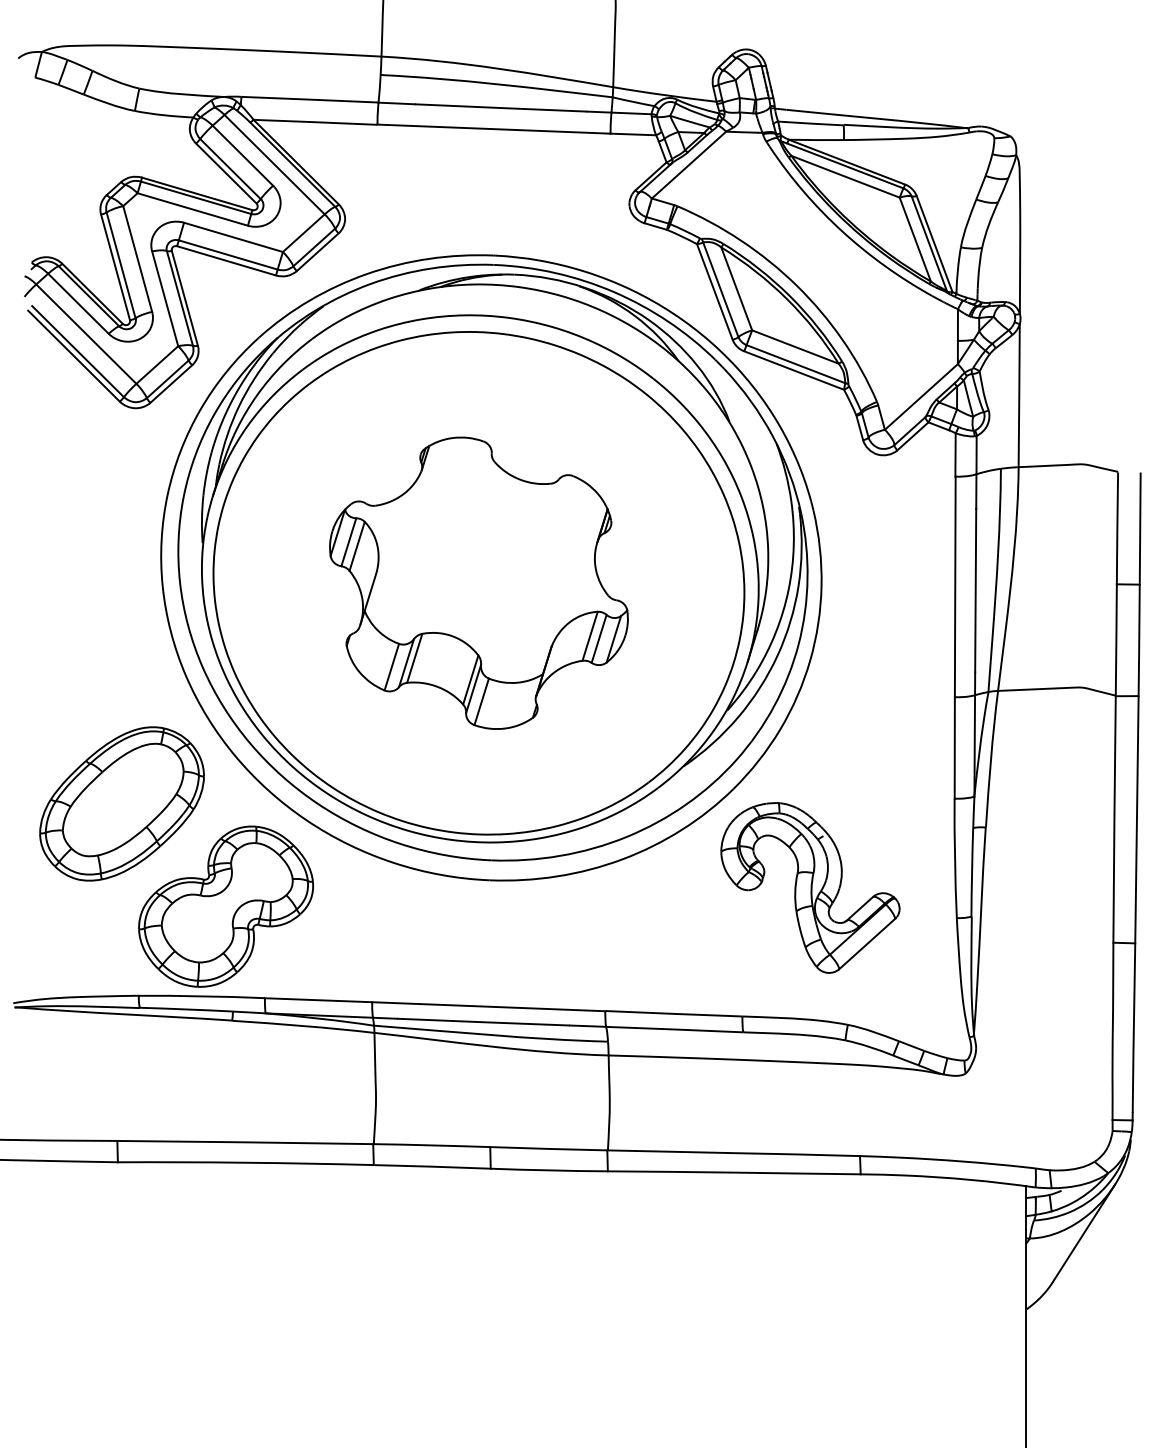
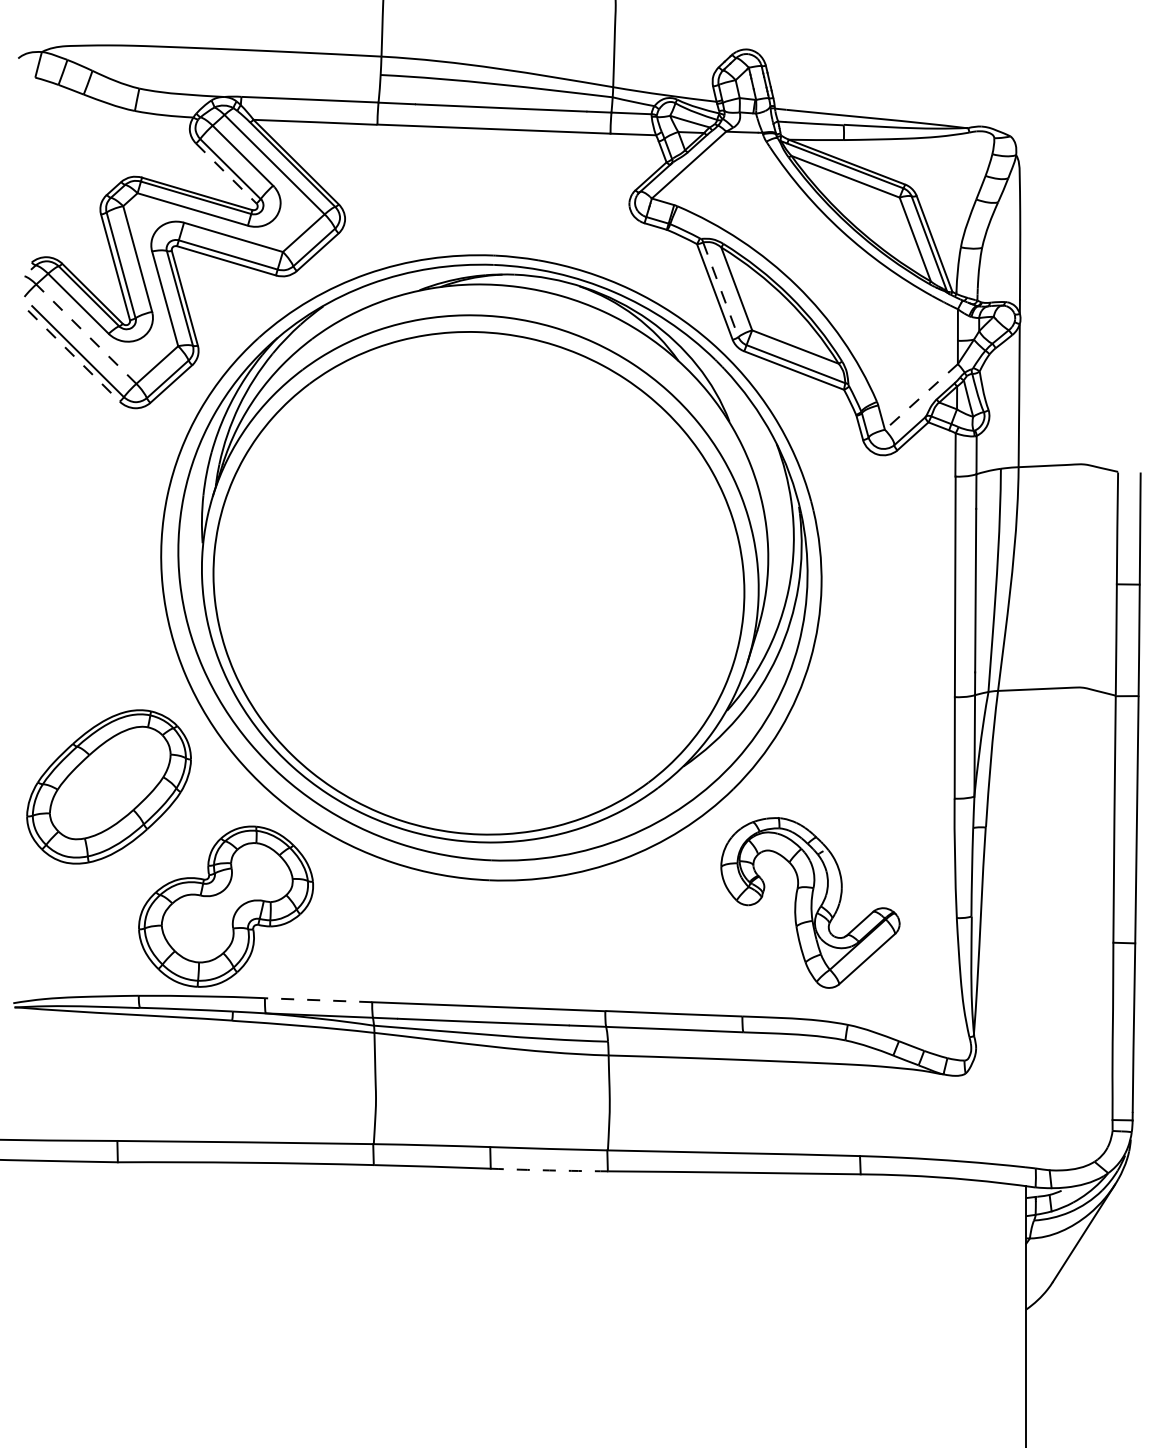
line: solid -> dashed (226, 173)
line: solid -> dashed (720, 289)
line: solid -> dashed (86, 334)
line: solid -> dashed (73, 356)
line: solid -> dashed (921, 397)
part: present -> none (478, 582)
part position: (121, 803) -> (108, 786) (108, 786)
part position: (810, 887) -> (810, 902) (810, 902)
line: solid -> dashed (318, 1000)
arc: solid -> dashed (549, 1170)
